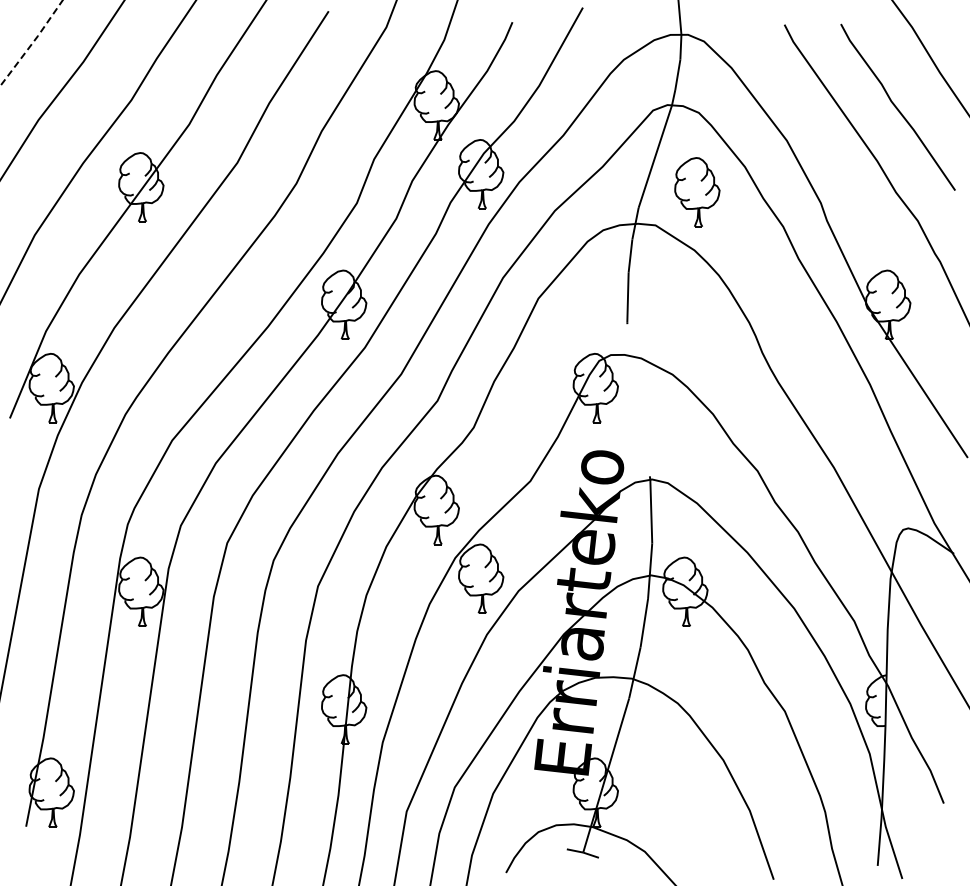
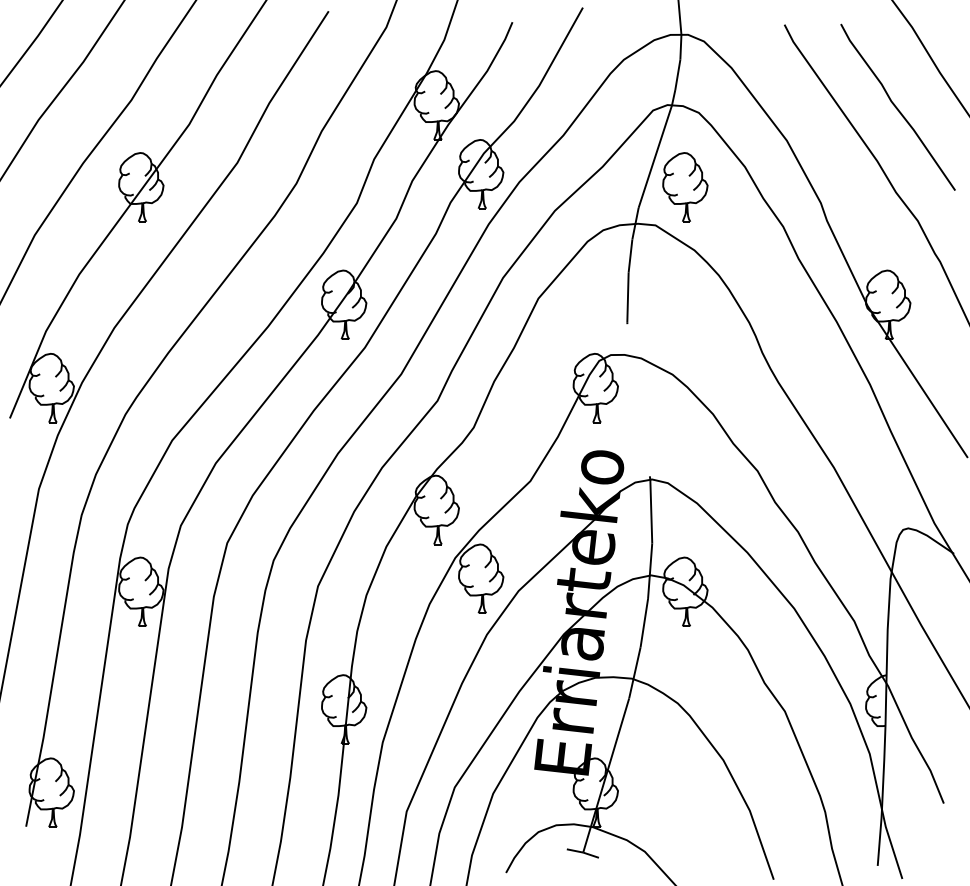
line: dashed -> solid (32, 43)
part position: (697, 192) -> (685, 187) (685, 187)
